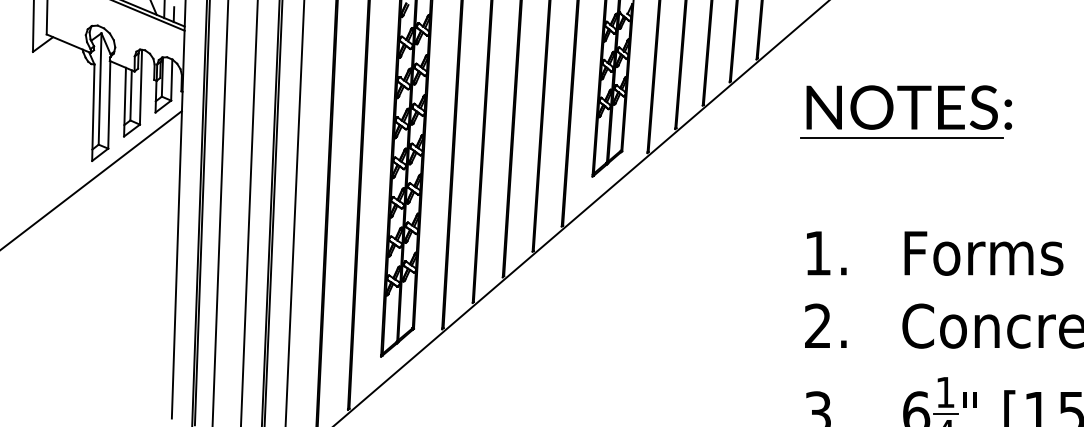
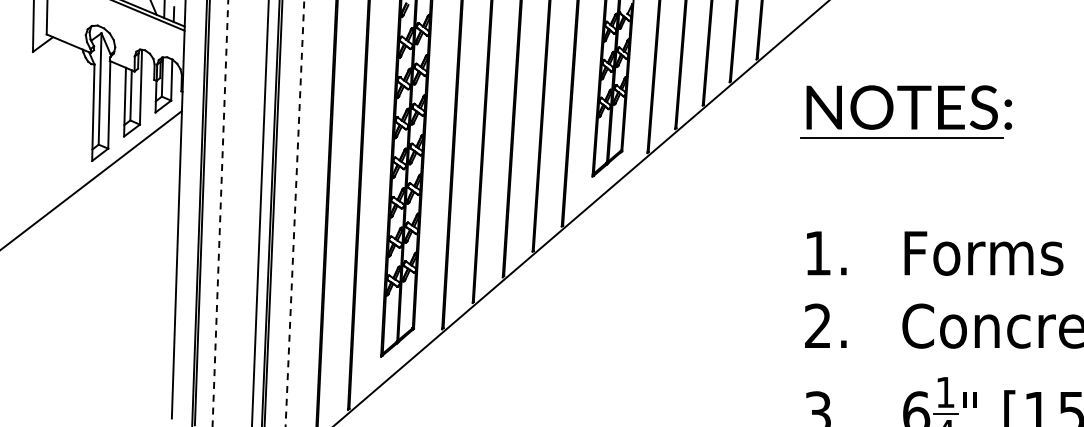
line position: (249, 212) -> (260, 212) (260, 212)
line: solid -> dashed (294, 213)
line: solid -> dashed (220, 214)
